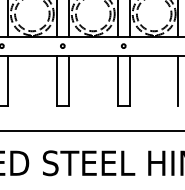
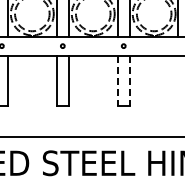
line: solid -> dashed (117, 80)
line: solid -> dashed (129, 80)
line: present -> none (178, 80)
line position: (91, 130) -> (91, 136) (91, 136)
